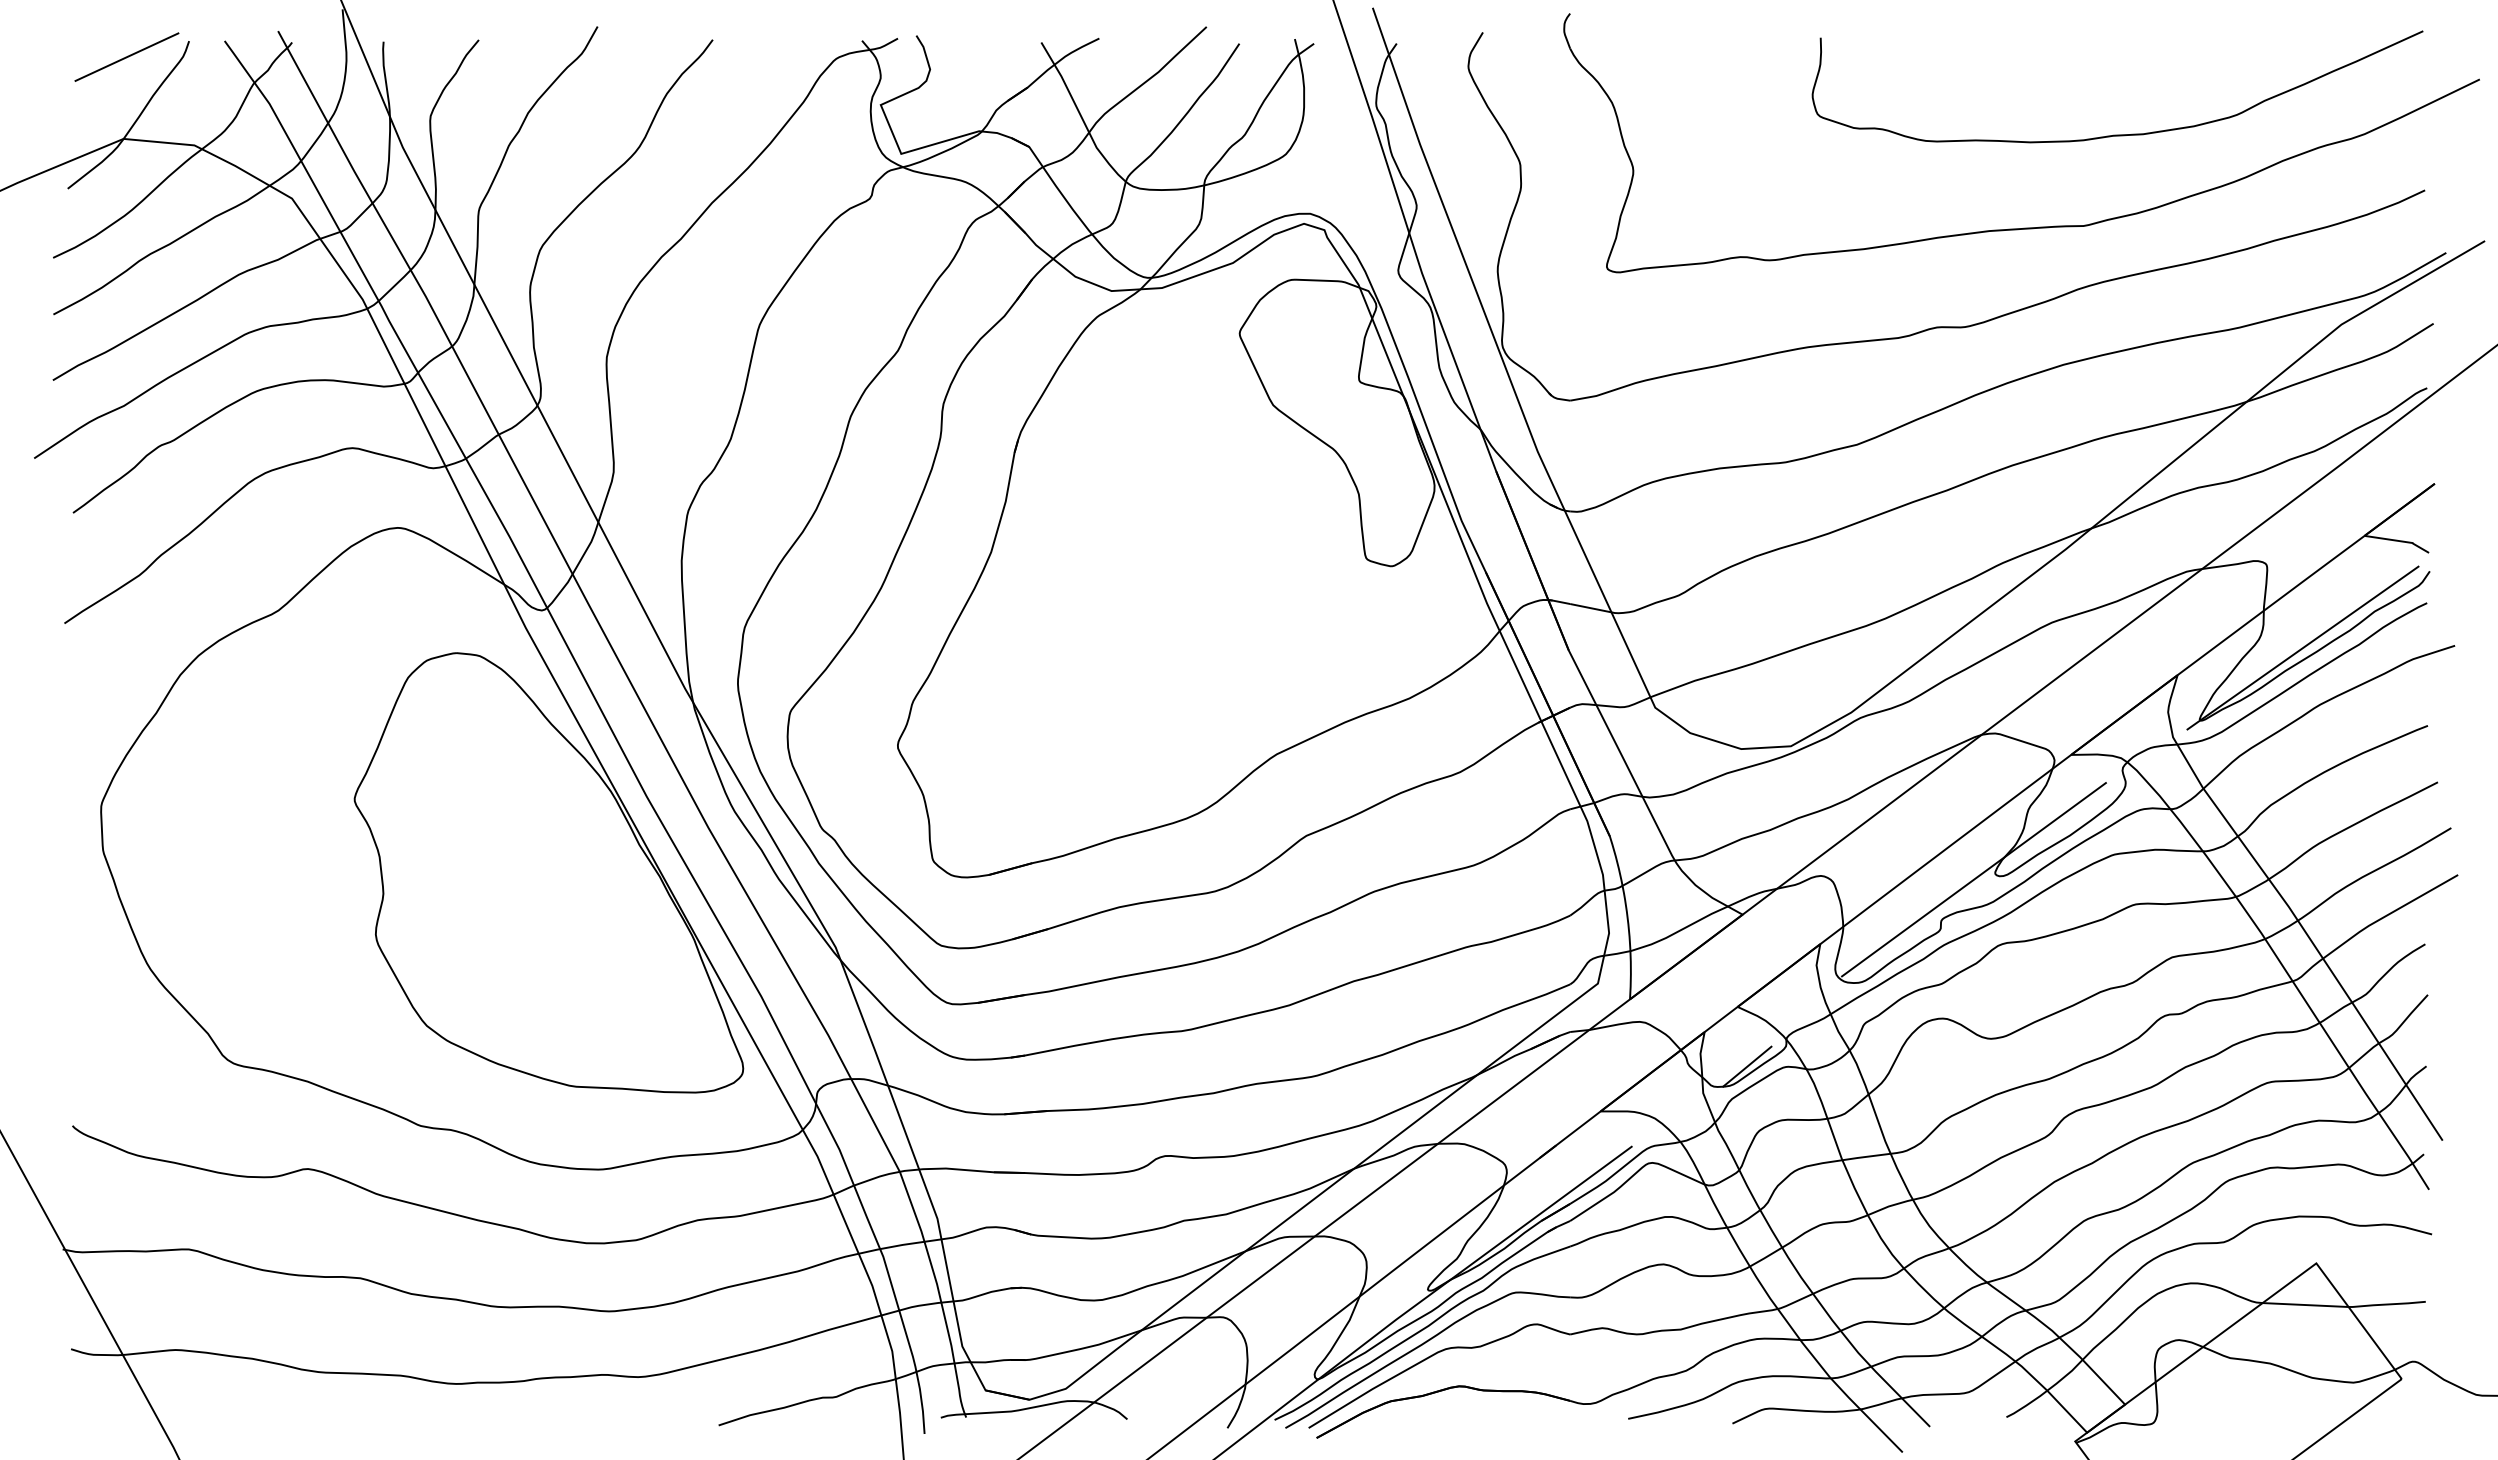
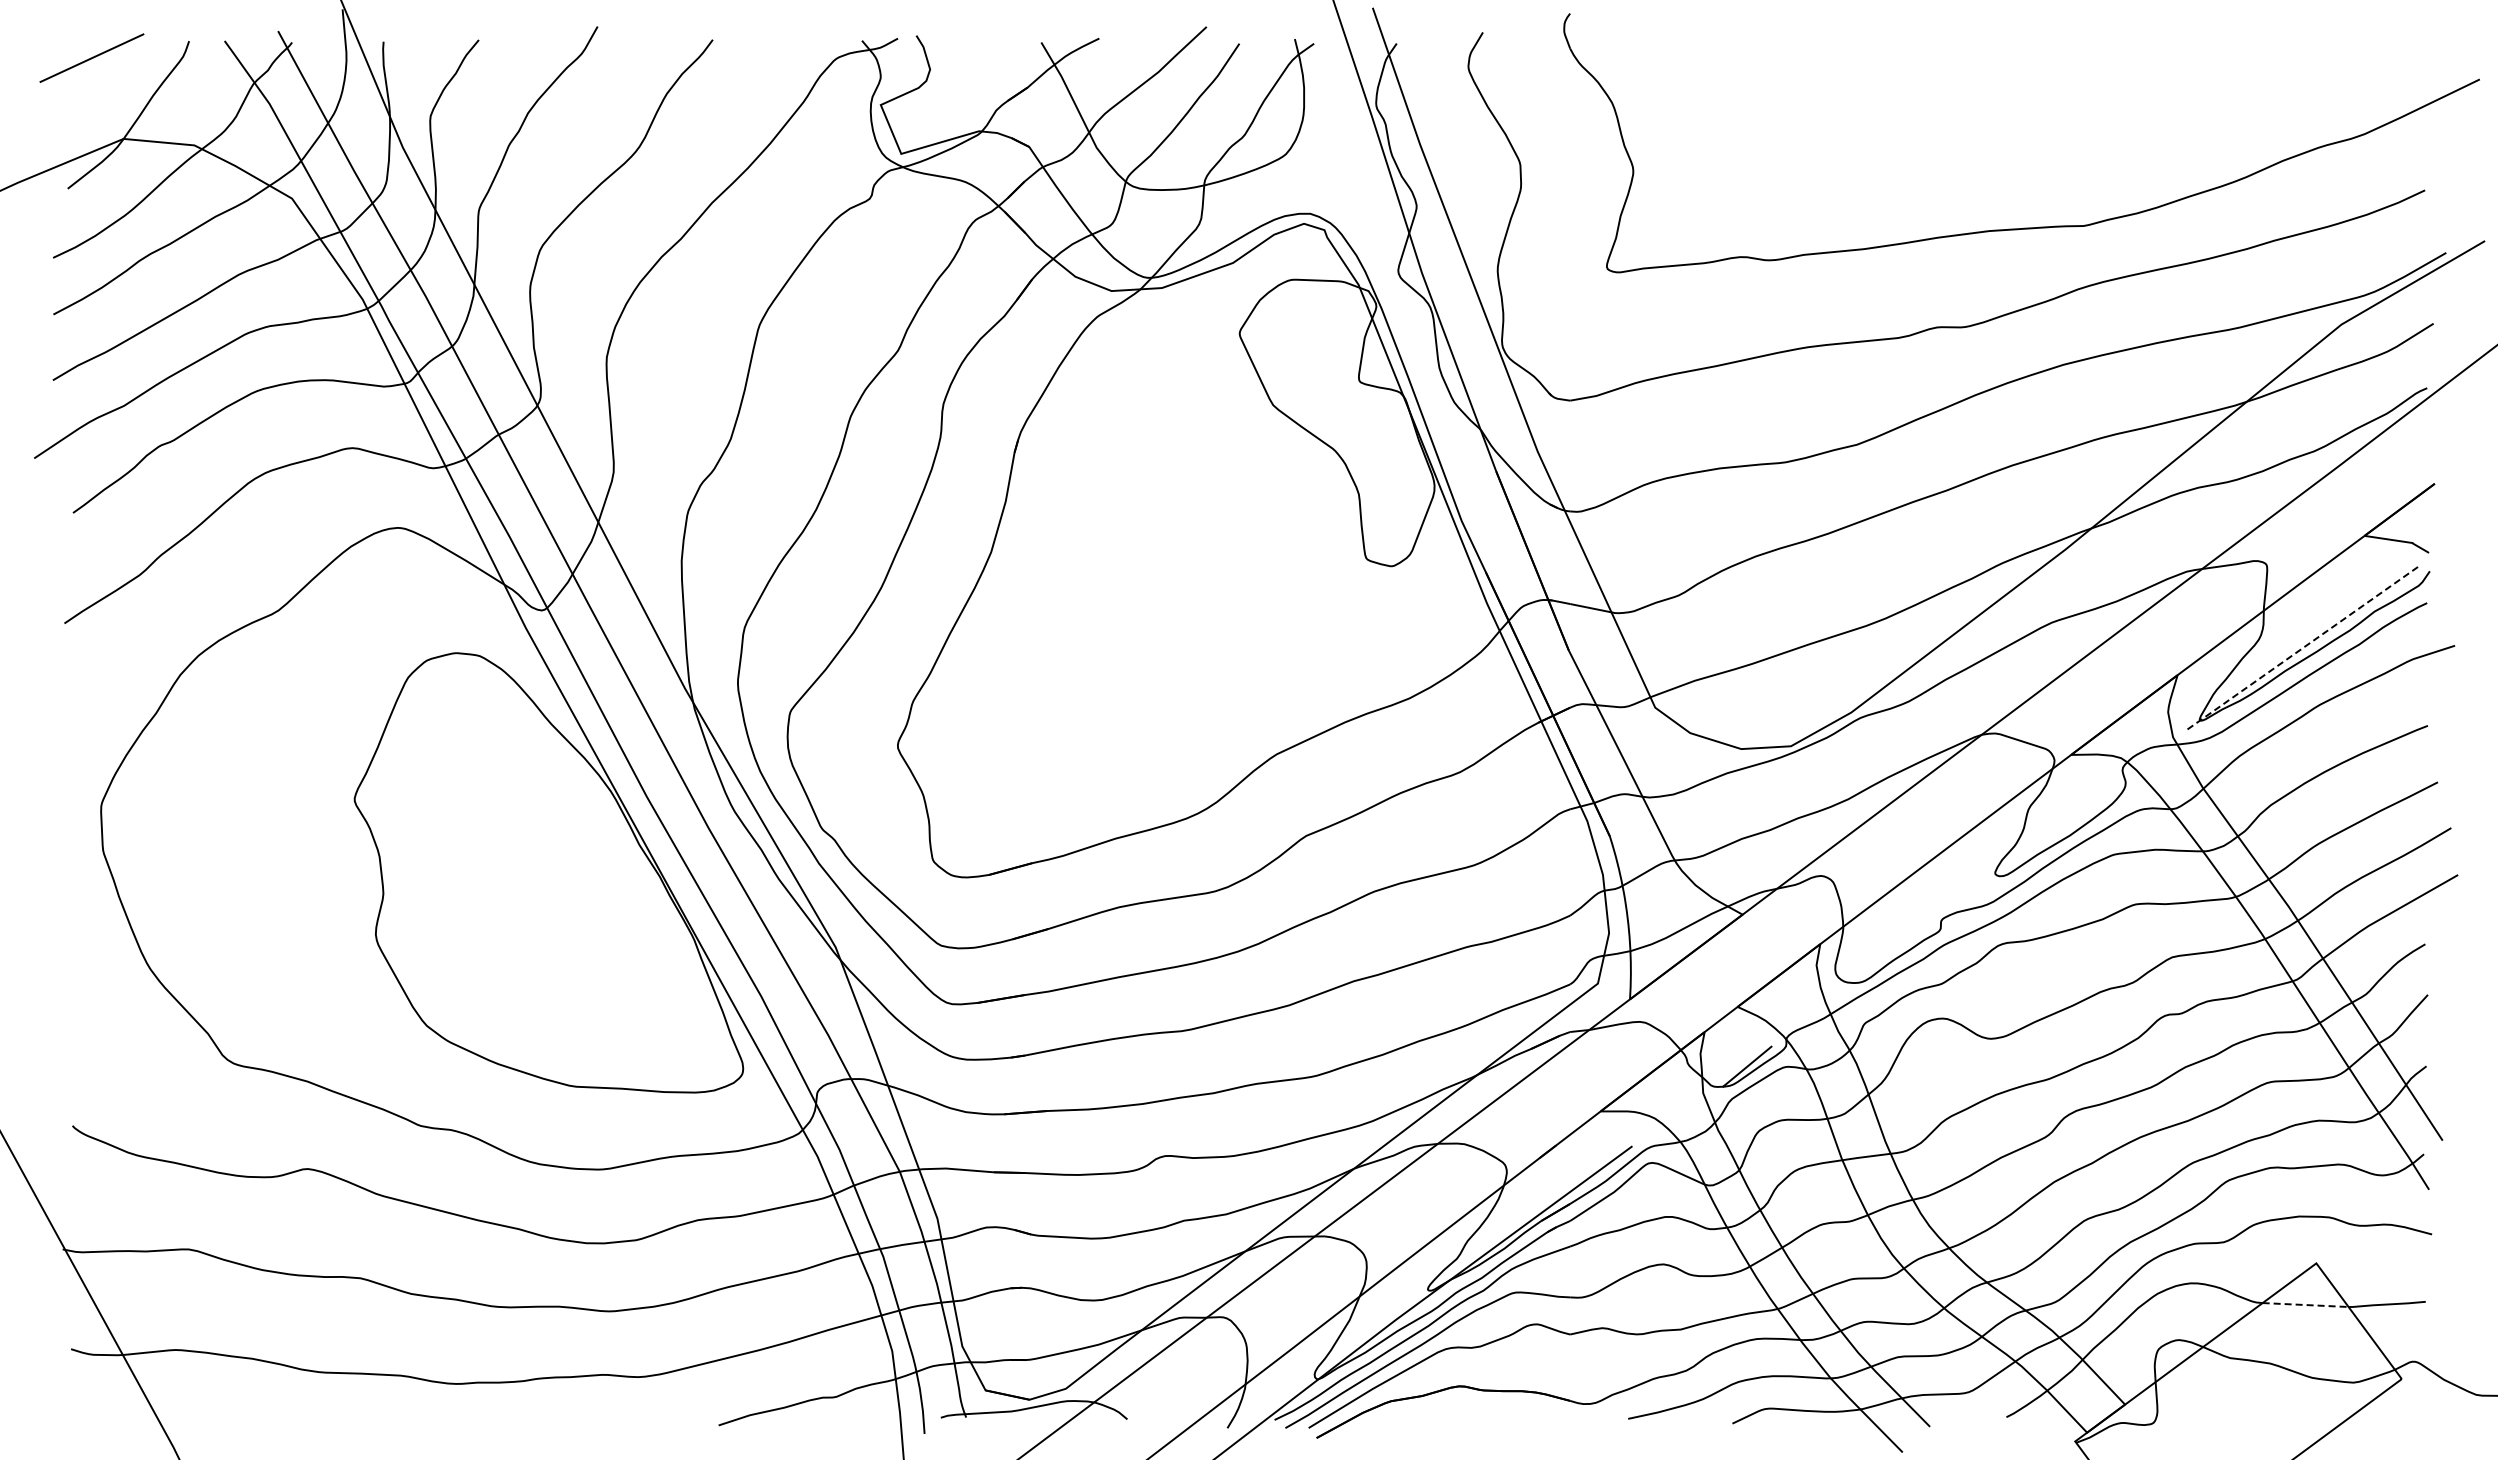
line position: (126, 56) -> (91, 57) (91, 57)
curve: present -> none (2117, 134)
line: solid -> dashed (2303, 647)
line: present -> none (1973, 879)
line: solid -> dashed (2306, 1305)
